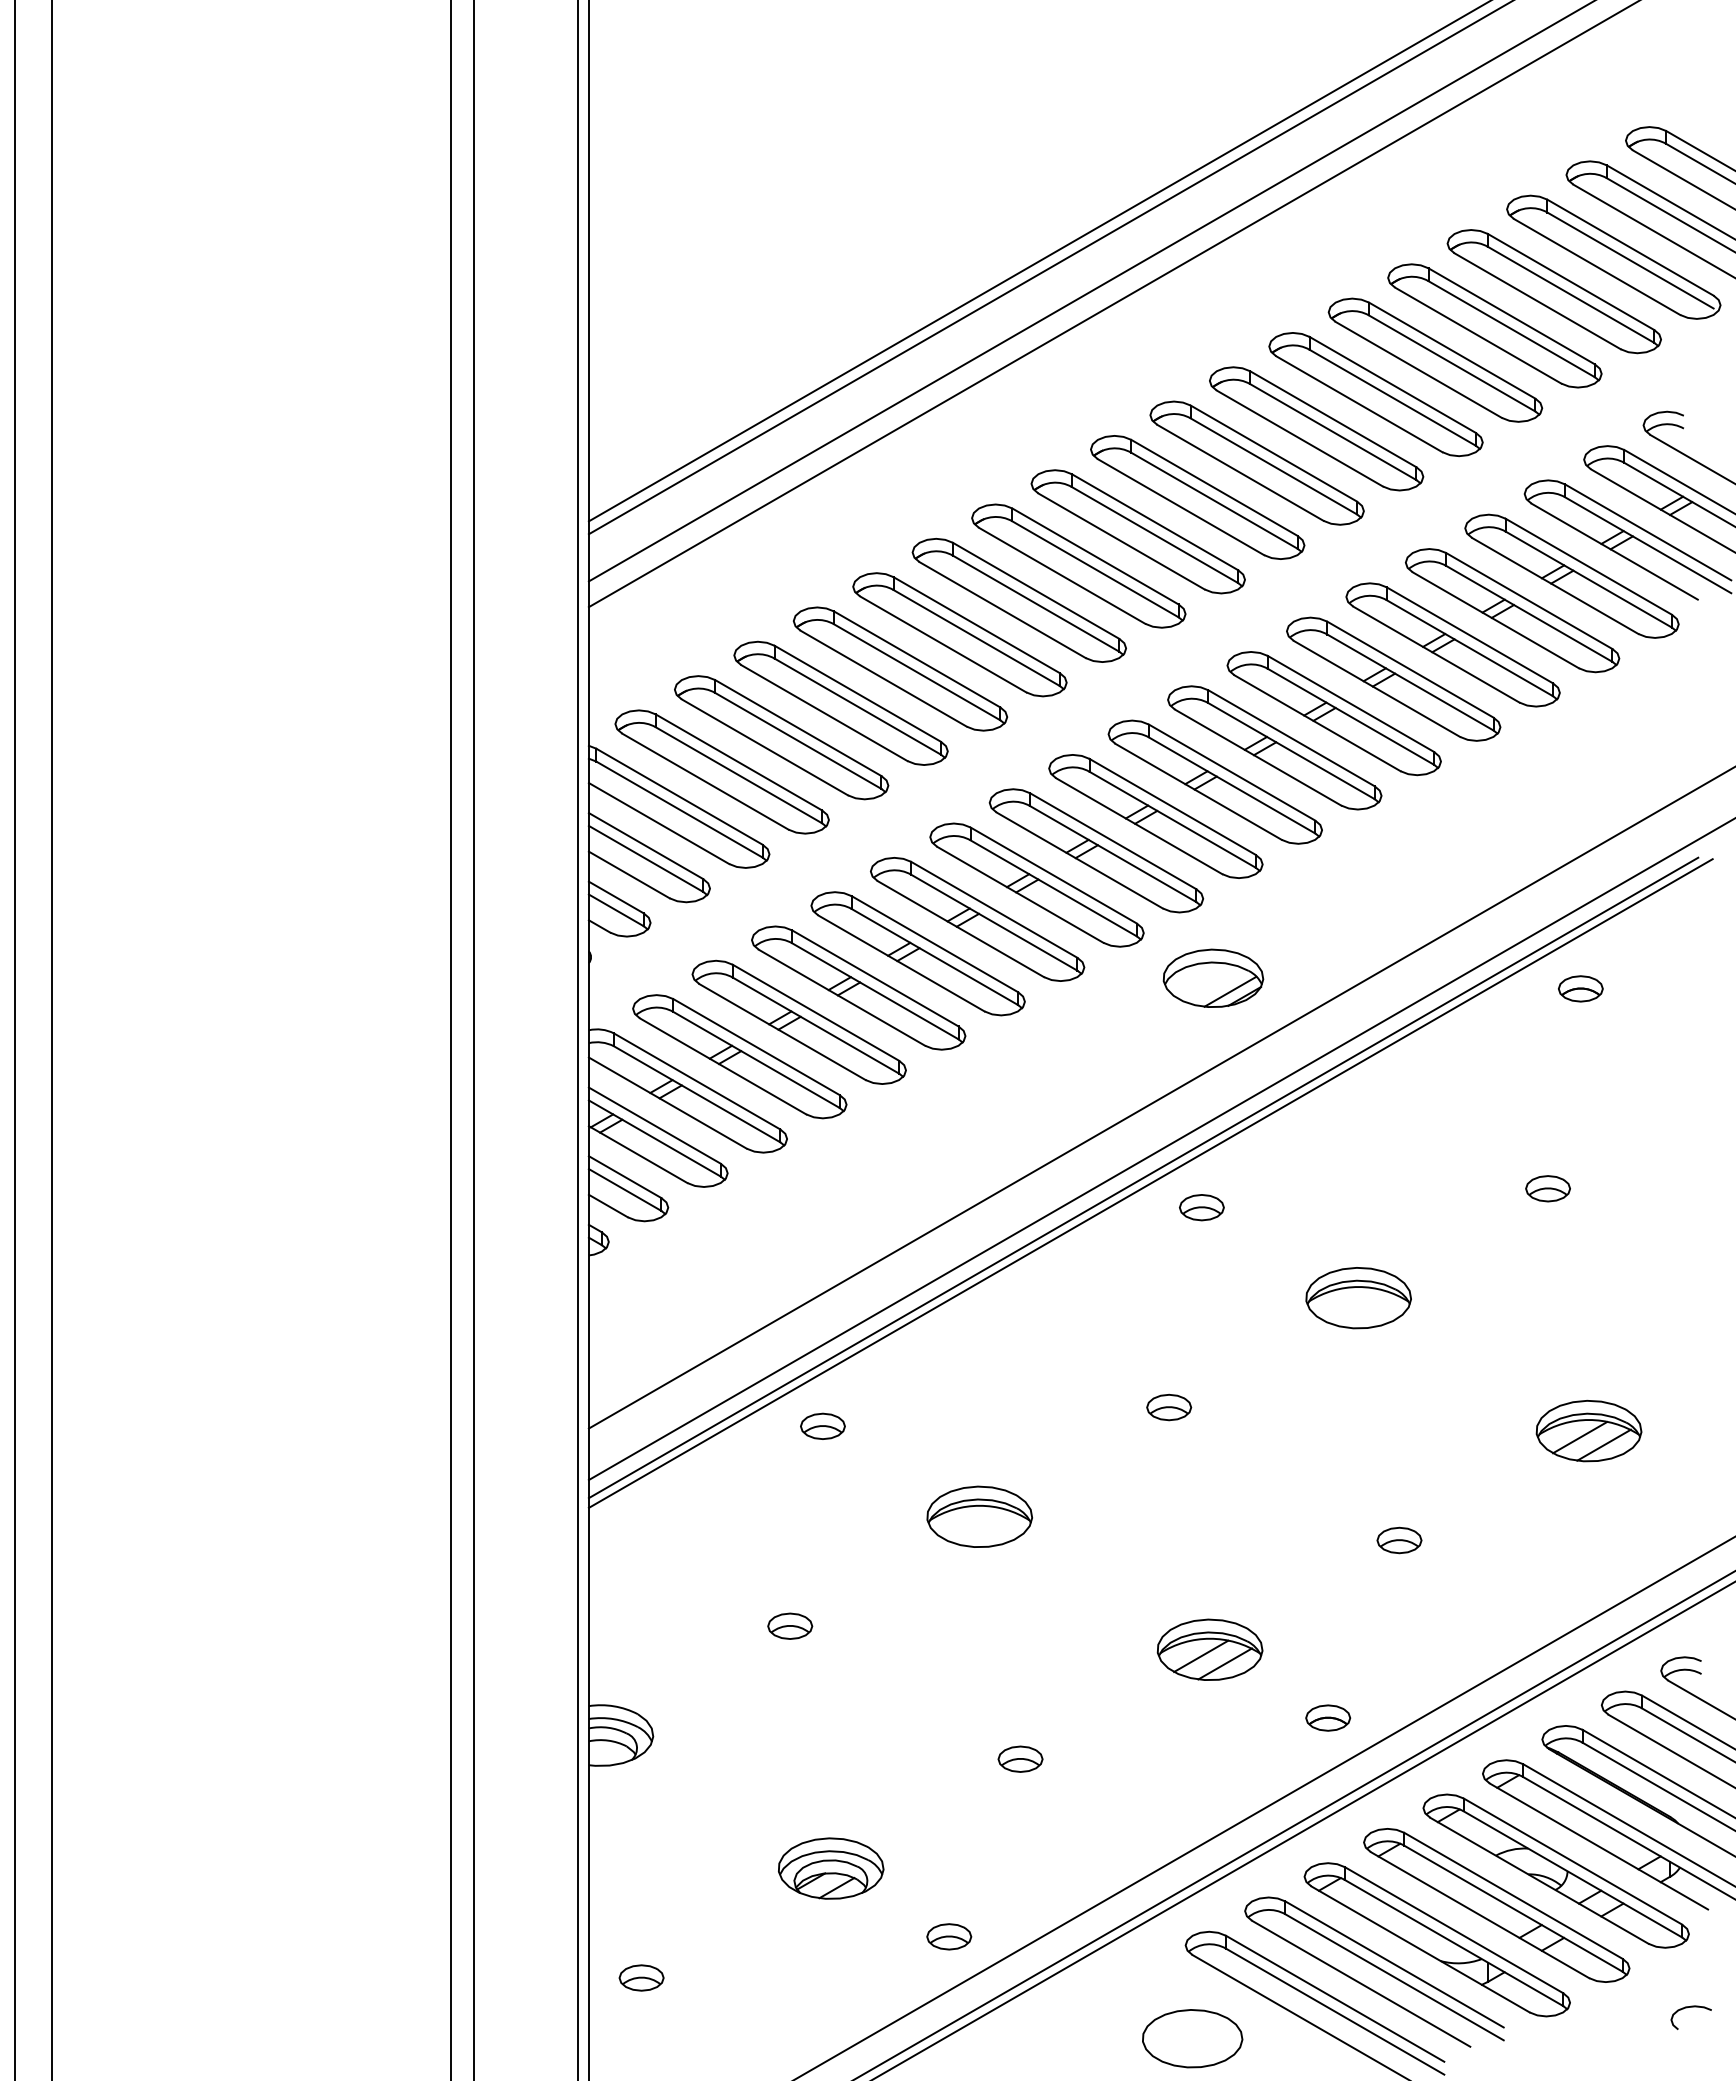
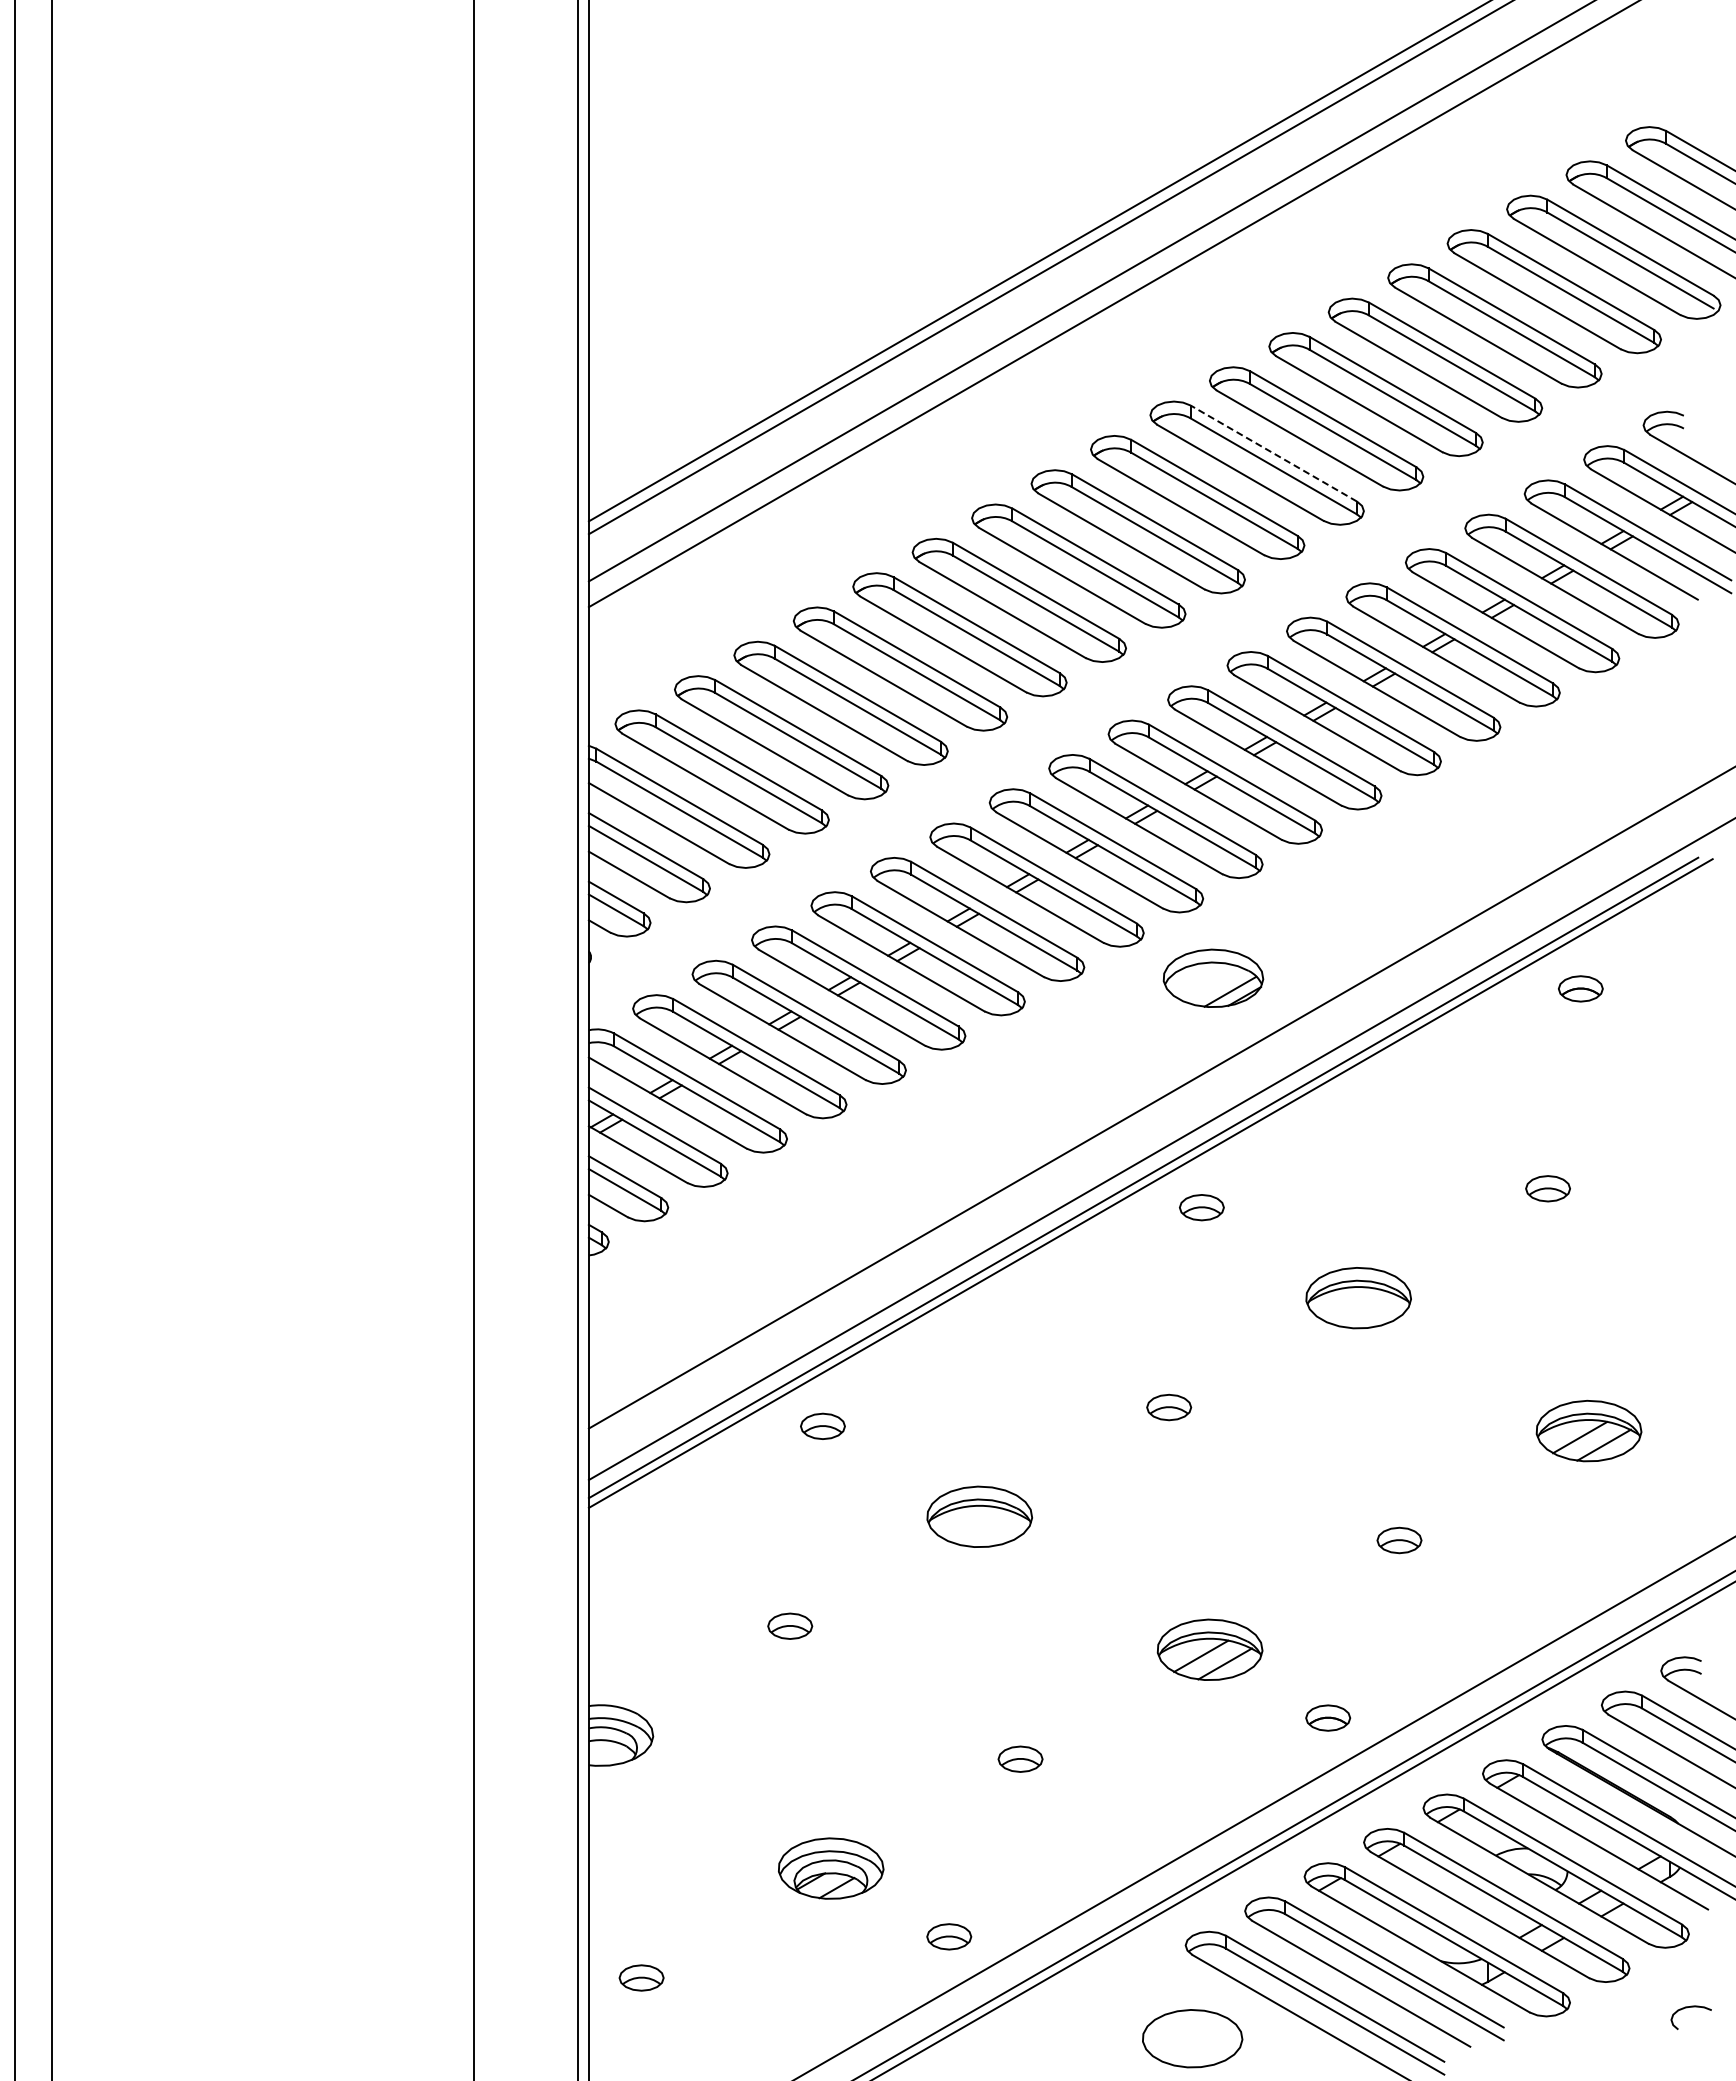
line: solid -> dashed (1273, 453)
line: present -> none (451, 1039)
